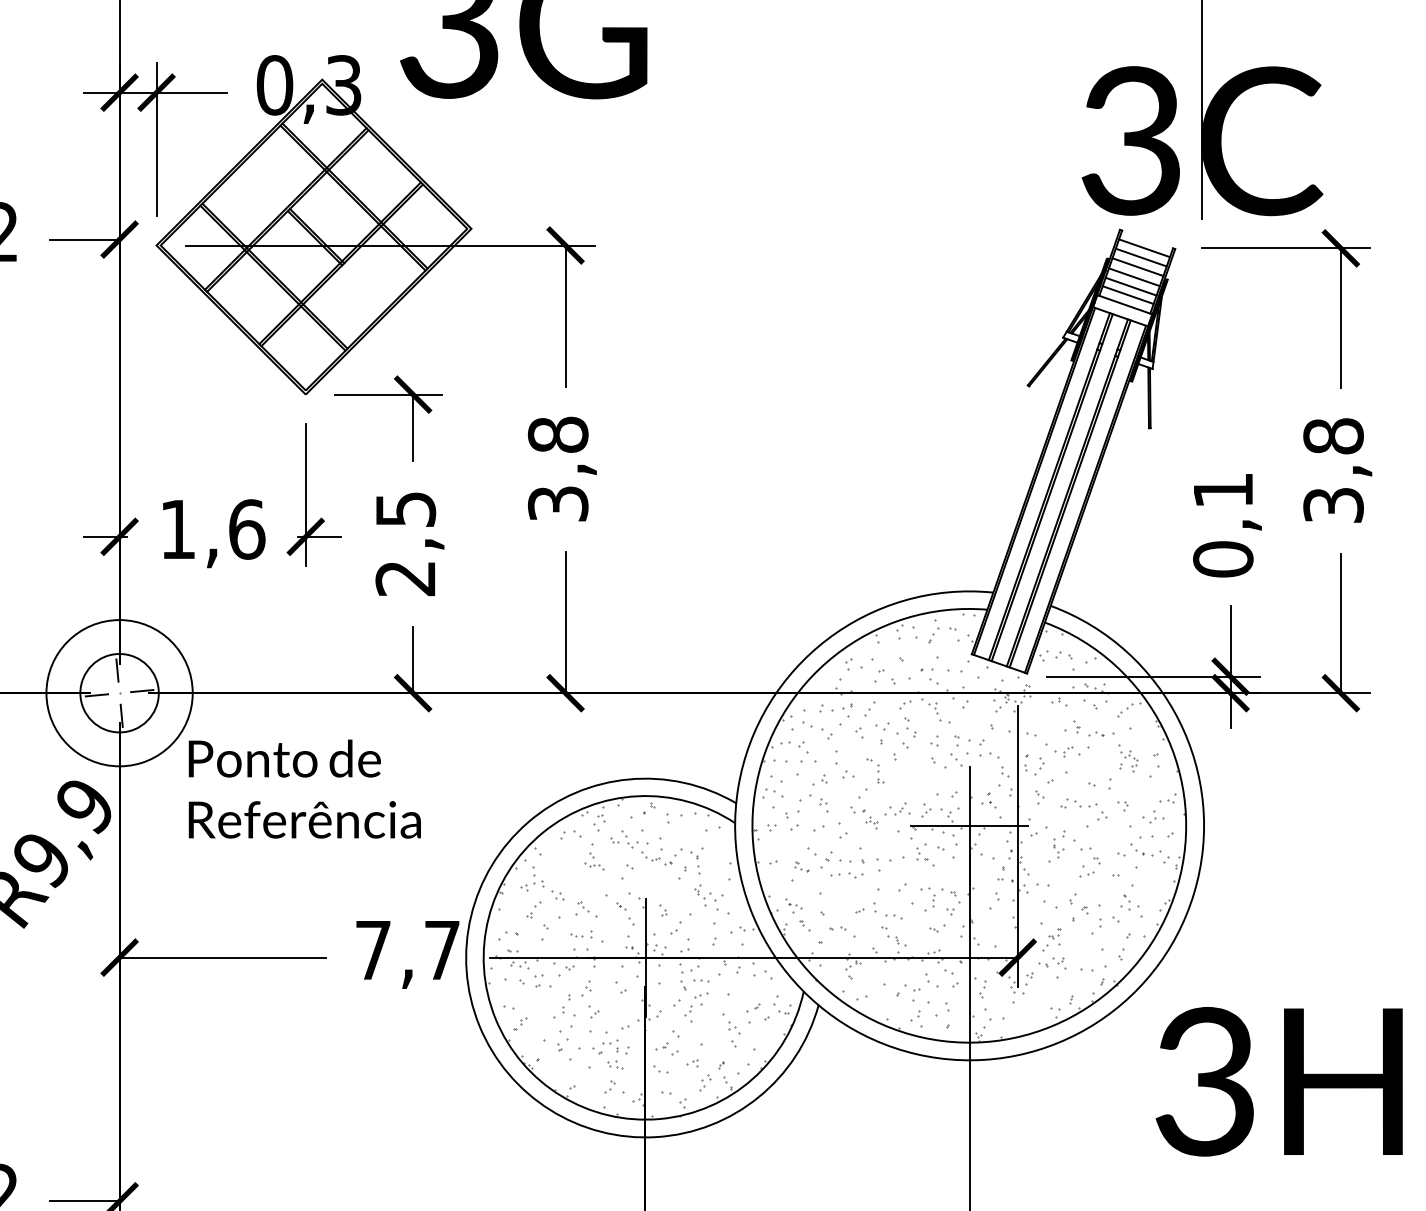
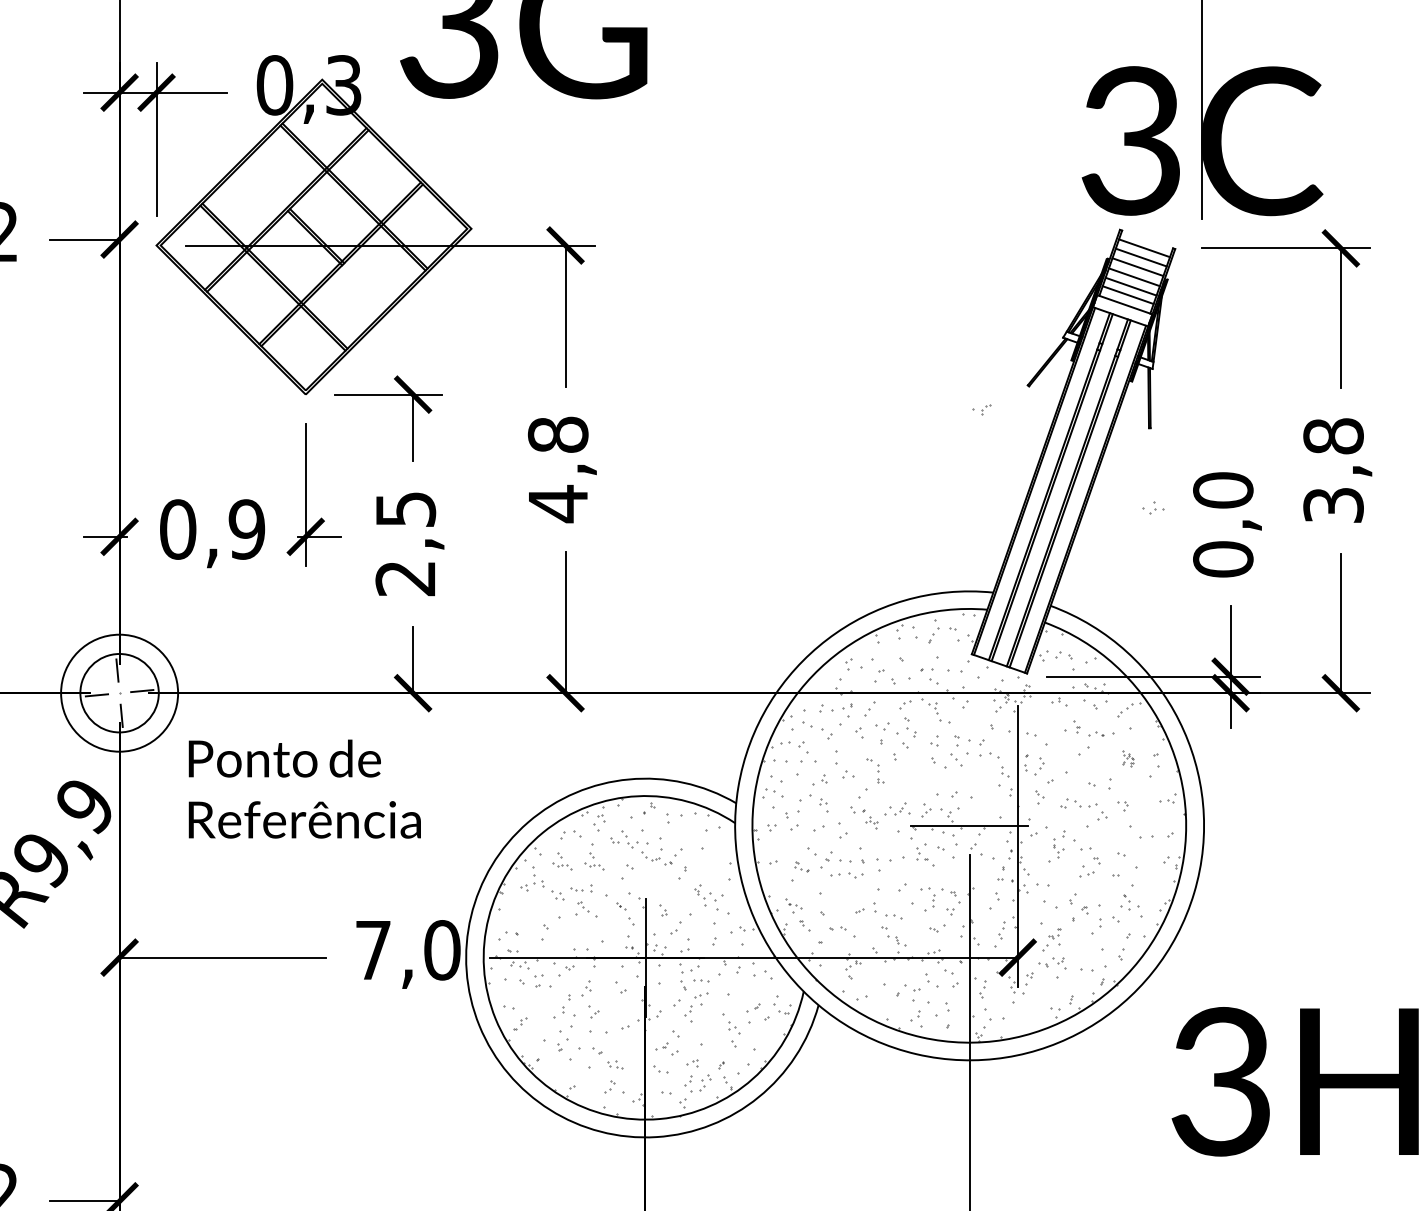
text: 0,1 -> 0,0 (1223, 490)
text: 3,8 -> 4,8 (557, 503)
text: 1,6 -> 0,9 (212, 529)
circle diameter: 146 px -> 117 px (119, 692)
part position: (1063, 751) -> (981, 409) (981, 409)
part size: 21x29 px -> 13x18 px (1128, 758)
part: present -> none (988, 800)
part position: (1153, 816) -> (1153, 507) (1153, 507)
line: present -> none (969, 825)
part: present -> none (1145, 849)
part: none -> present (562, 861)
part: present -> none (695, 862)
part: present -> none (533, 909)
part: none -> present (1001, 930)
part position: (581, 934) -> (581, 888) (581, 888)
text: 7,7 -> 7,0 (442, 950)
part: present -> none (615, 1046)
text position: (1278, 1081) -> (1294, 1081) (1294, 1081)
part: none -> present (688, 1083)
